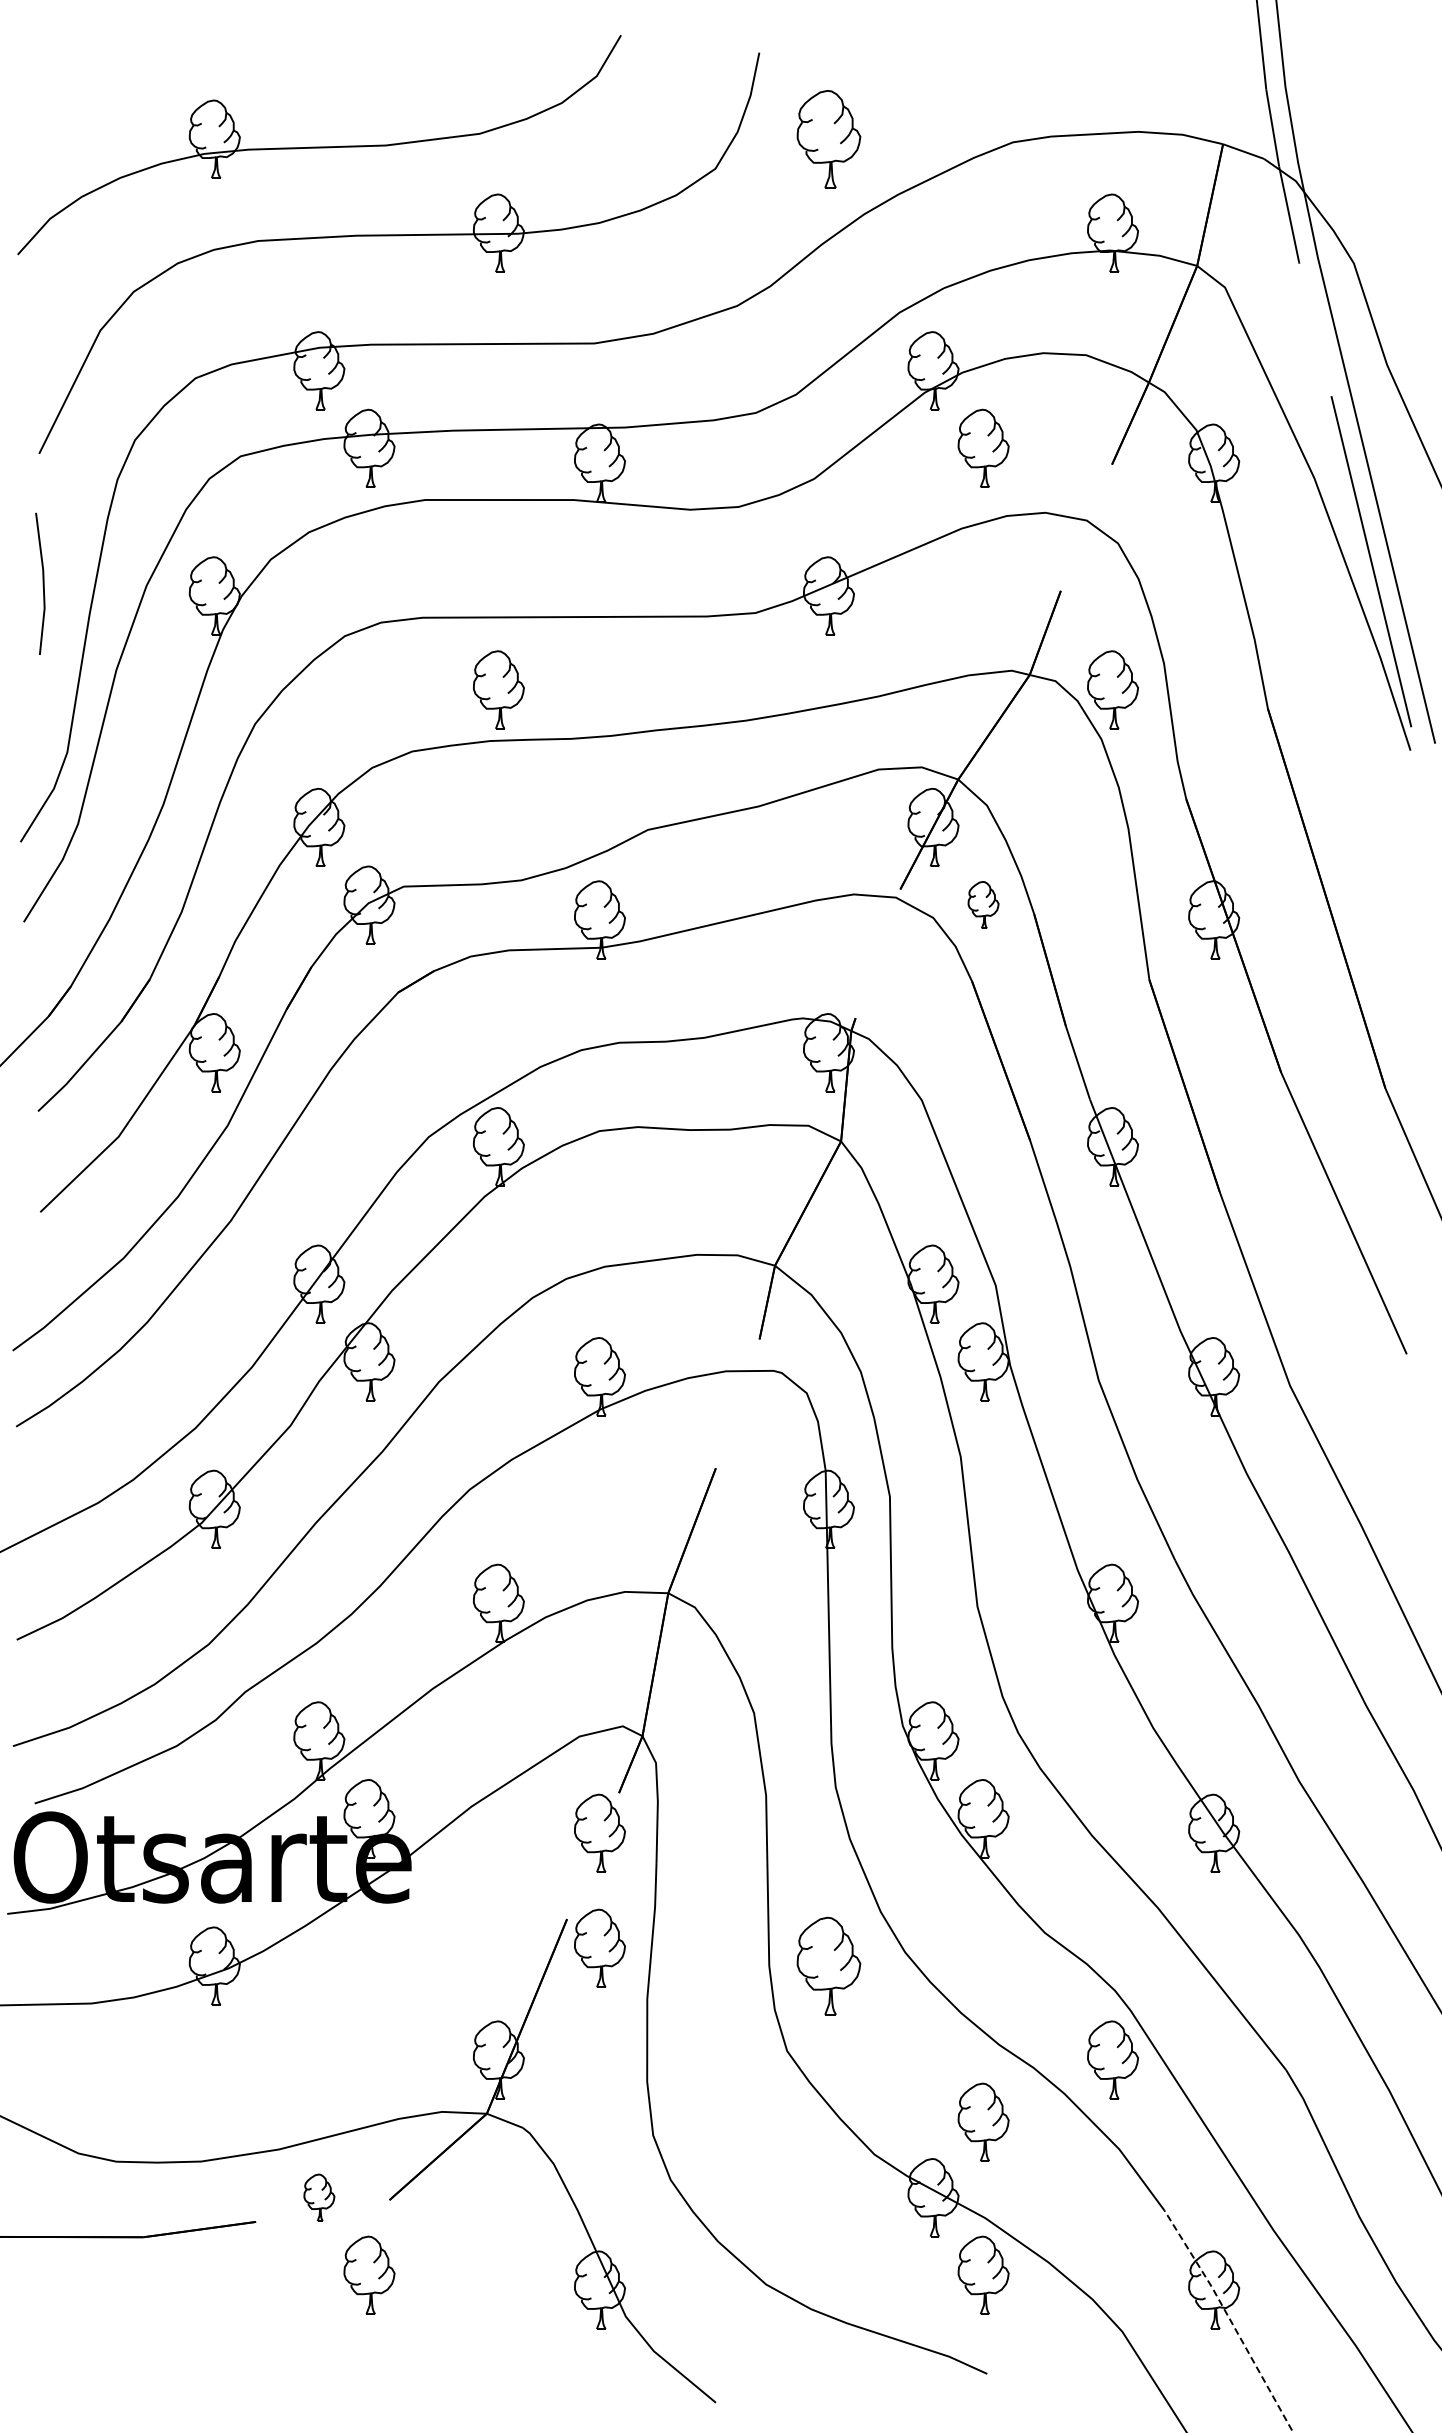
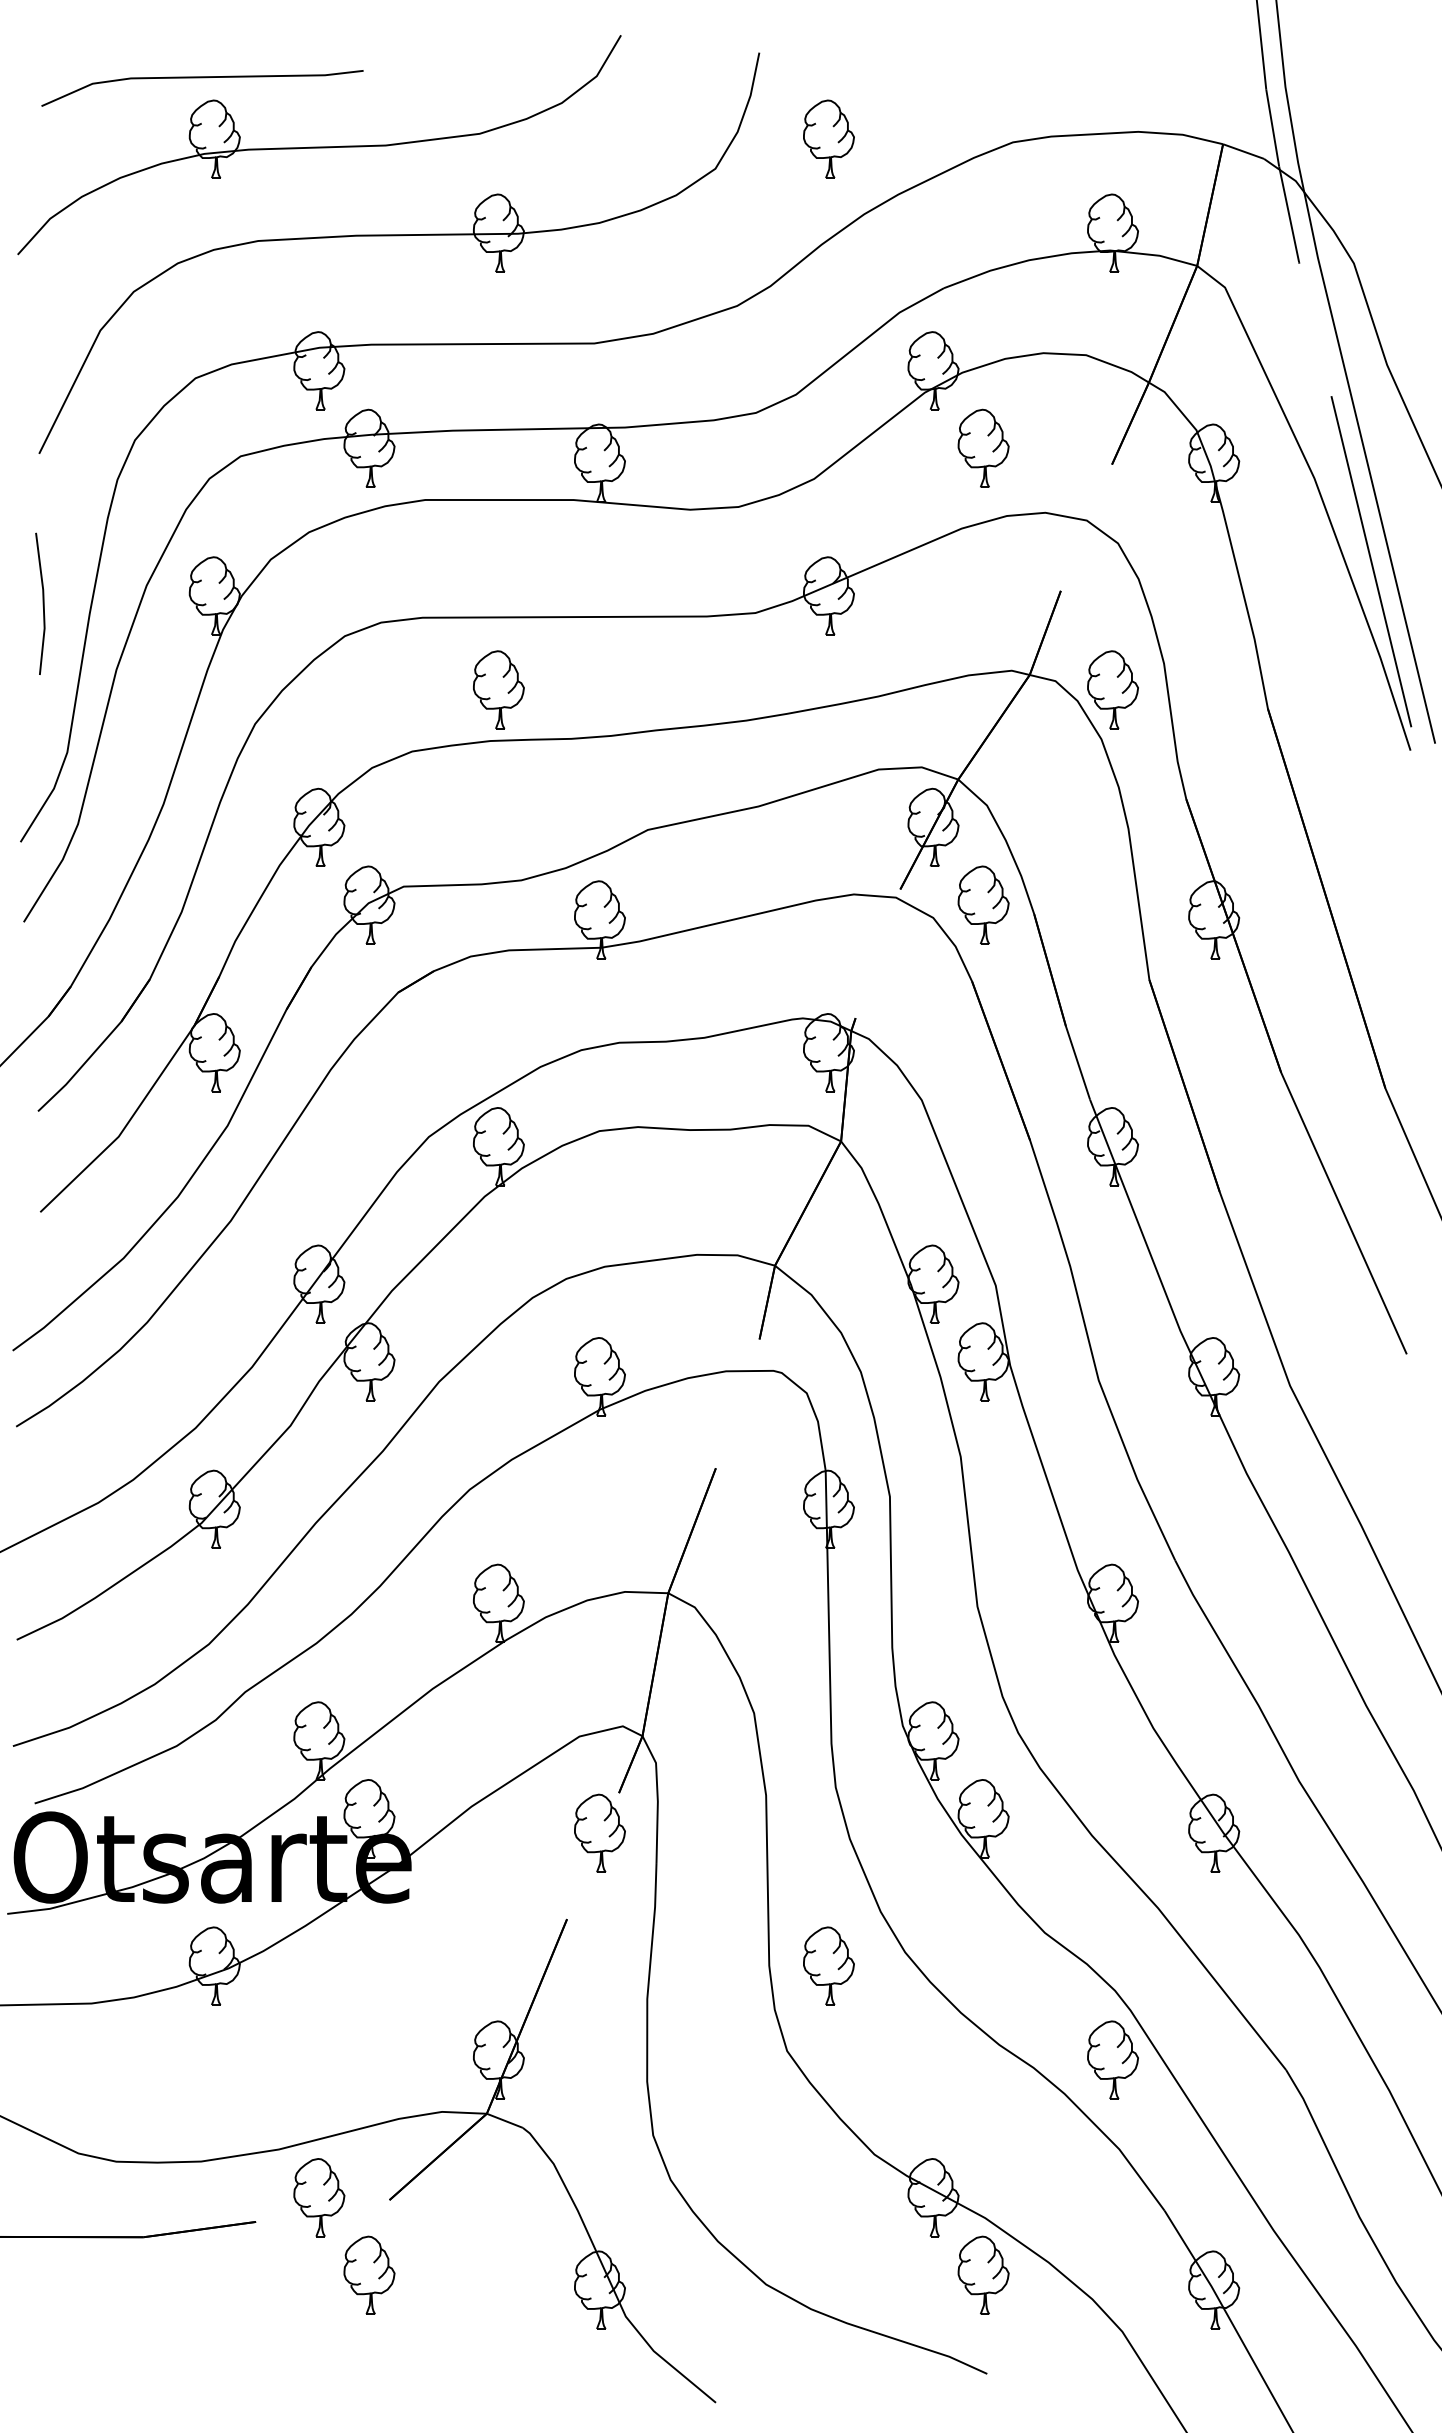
line: none -> present (202, 78)
part size: 66x99 px -> 52x80 px (828, 138)
line position: (42, 583) -> (42, 603) (42, 603)
part size: 33x48 px -> 53x80 px (983, 904)
part: present -> none (599, 1947)
part size: 66x100 px -> 52x80 px (828, 1965)
part: present -> none (983, 2121)
part size: 33x49 px -> 53x80 px (319, 2197)
line: dashed -> solid (1230, 2319)
